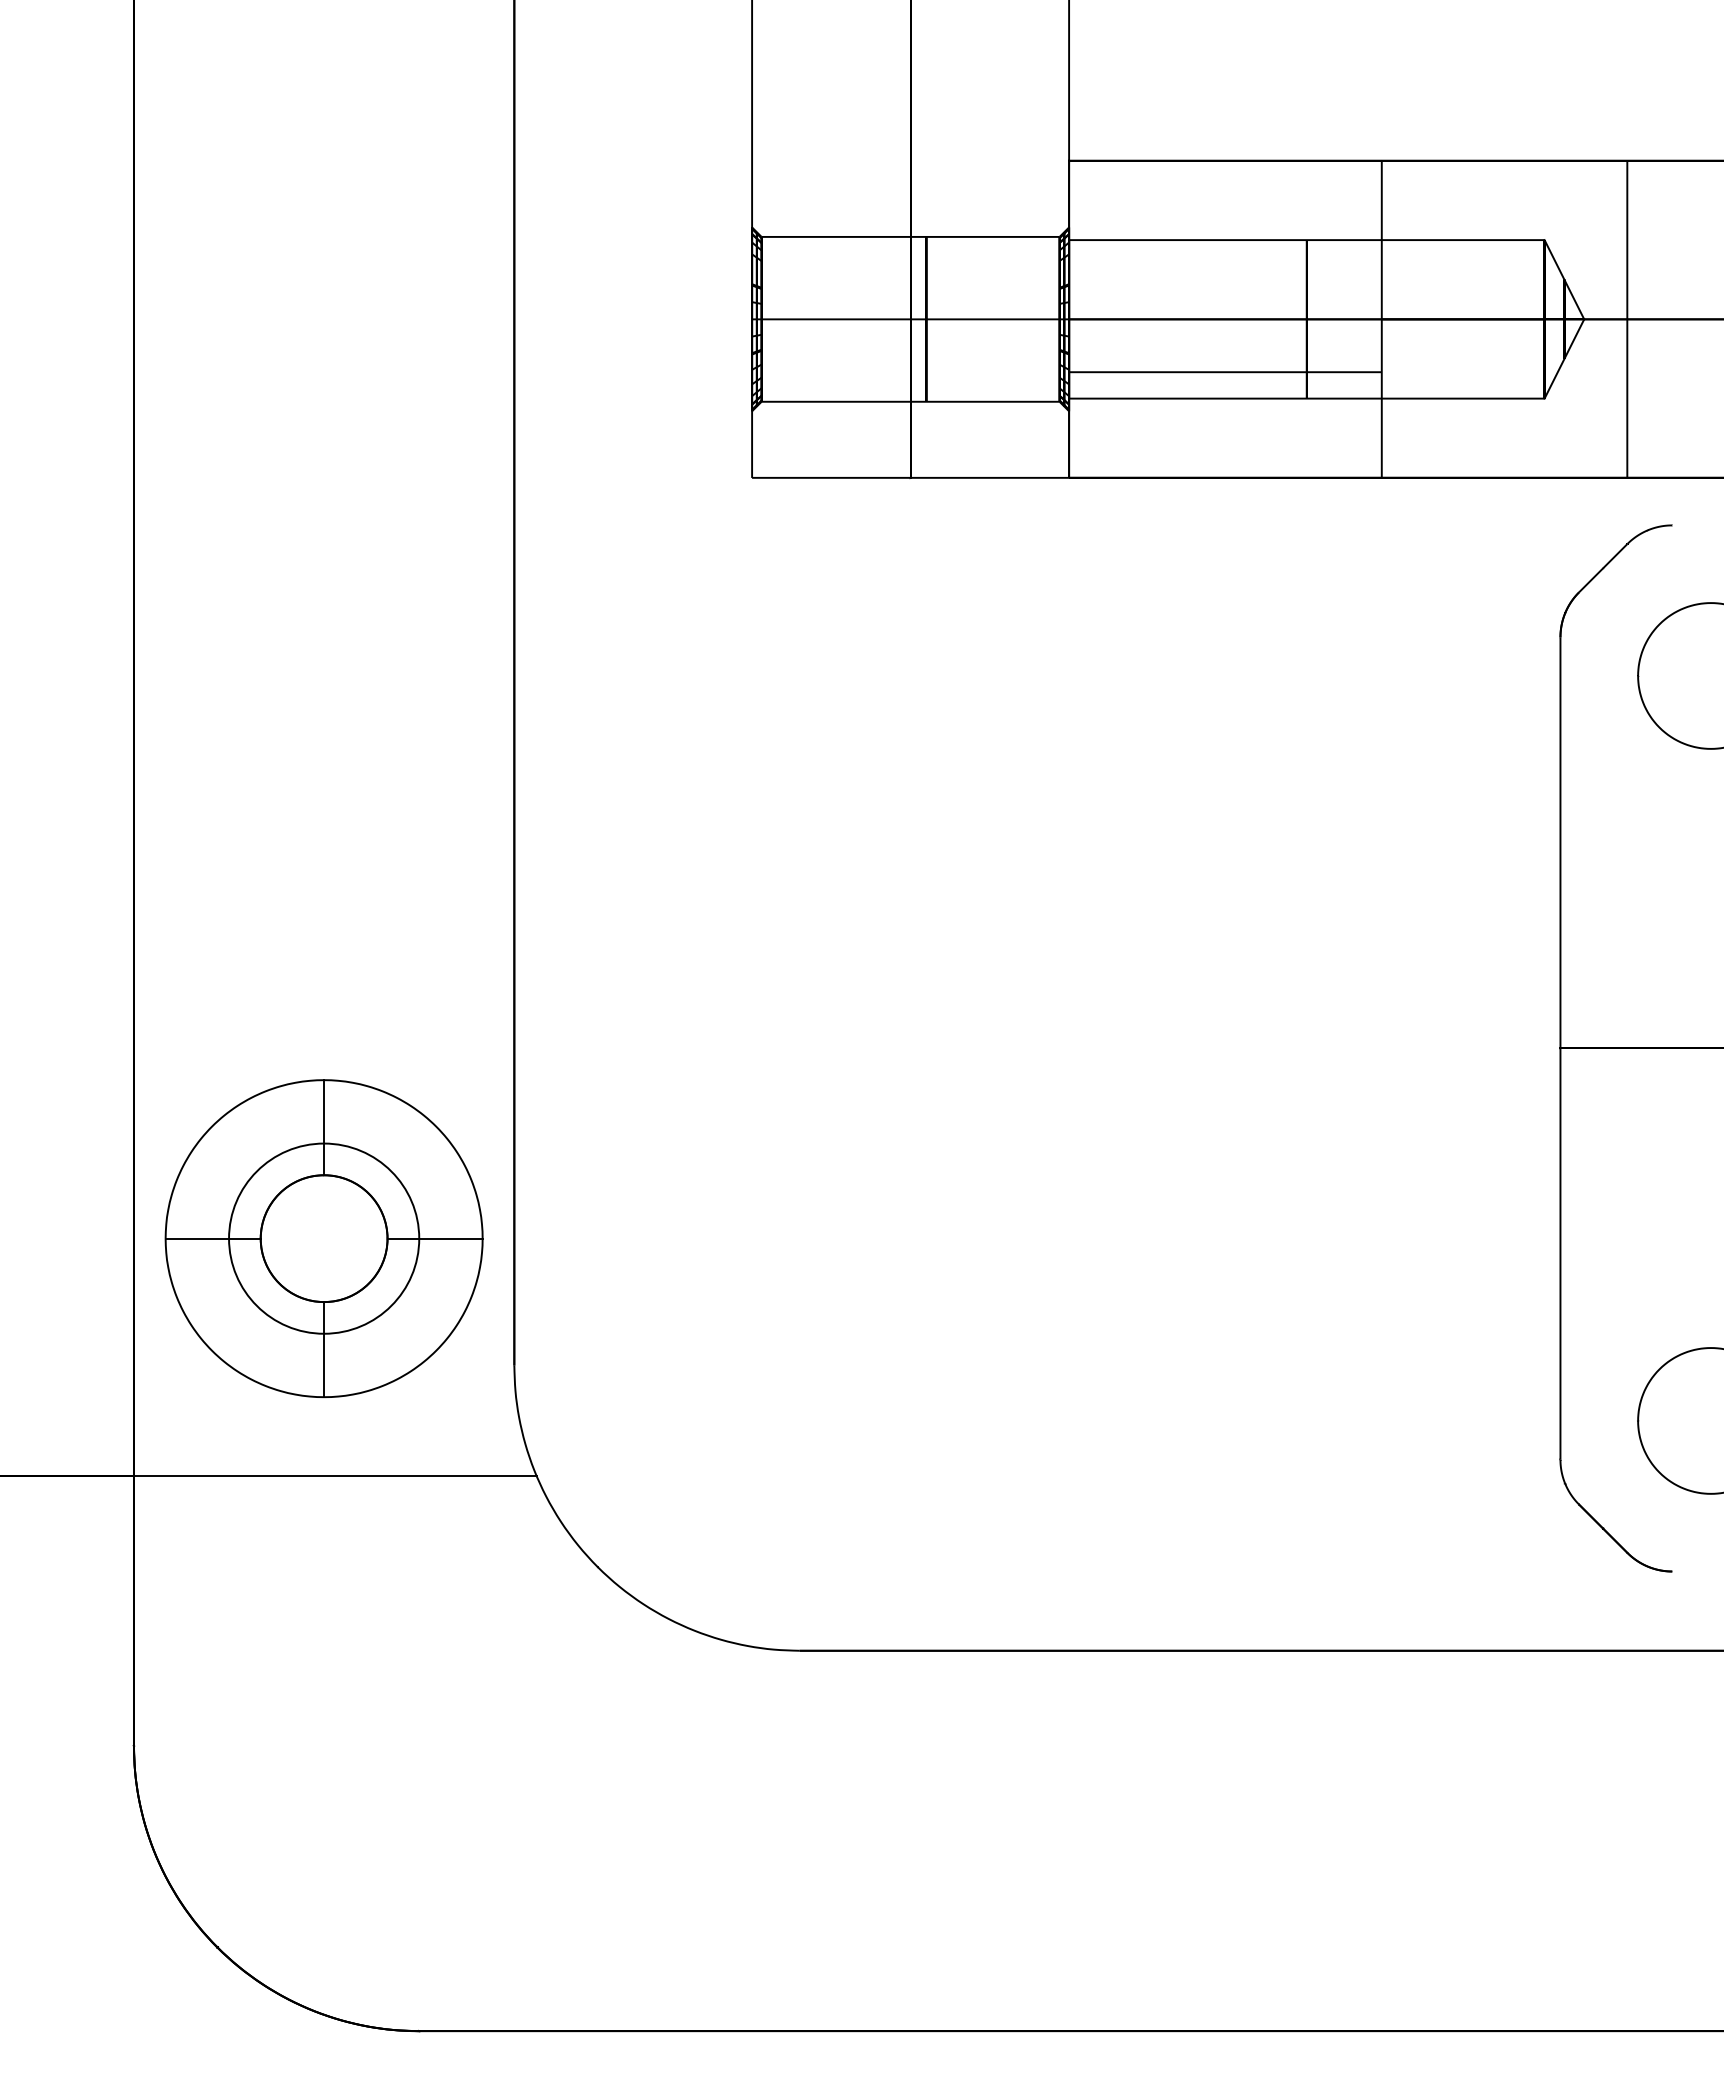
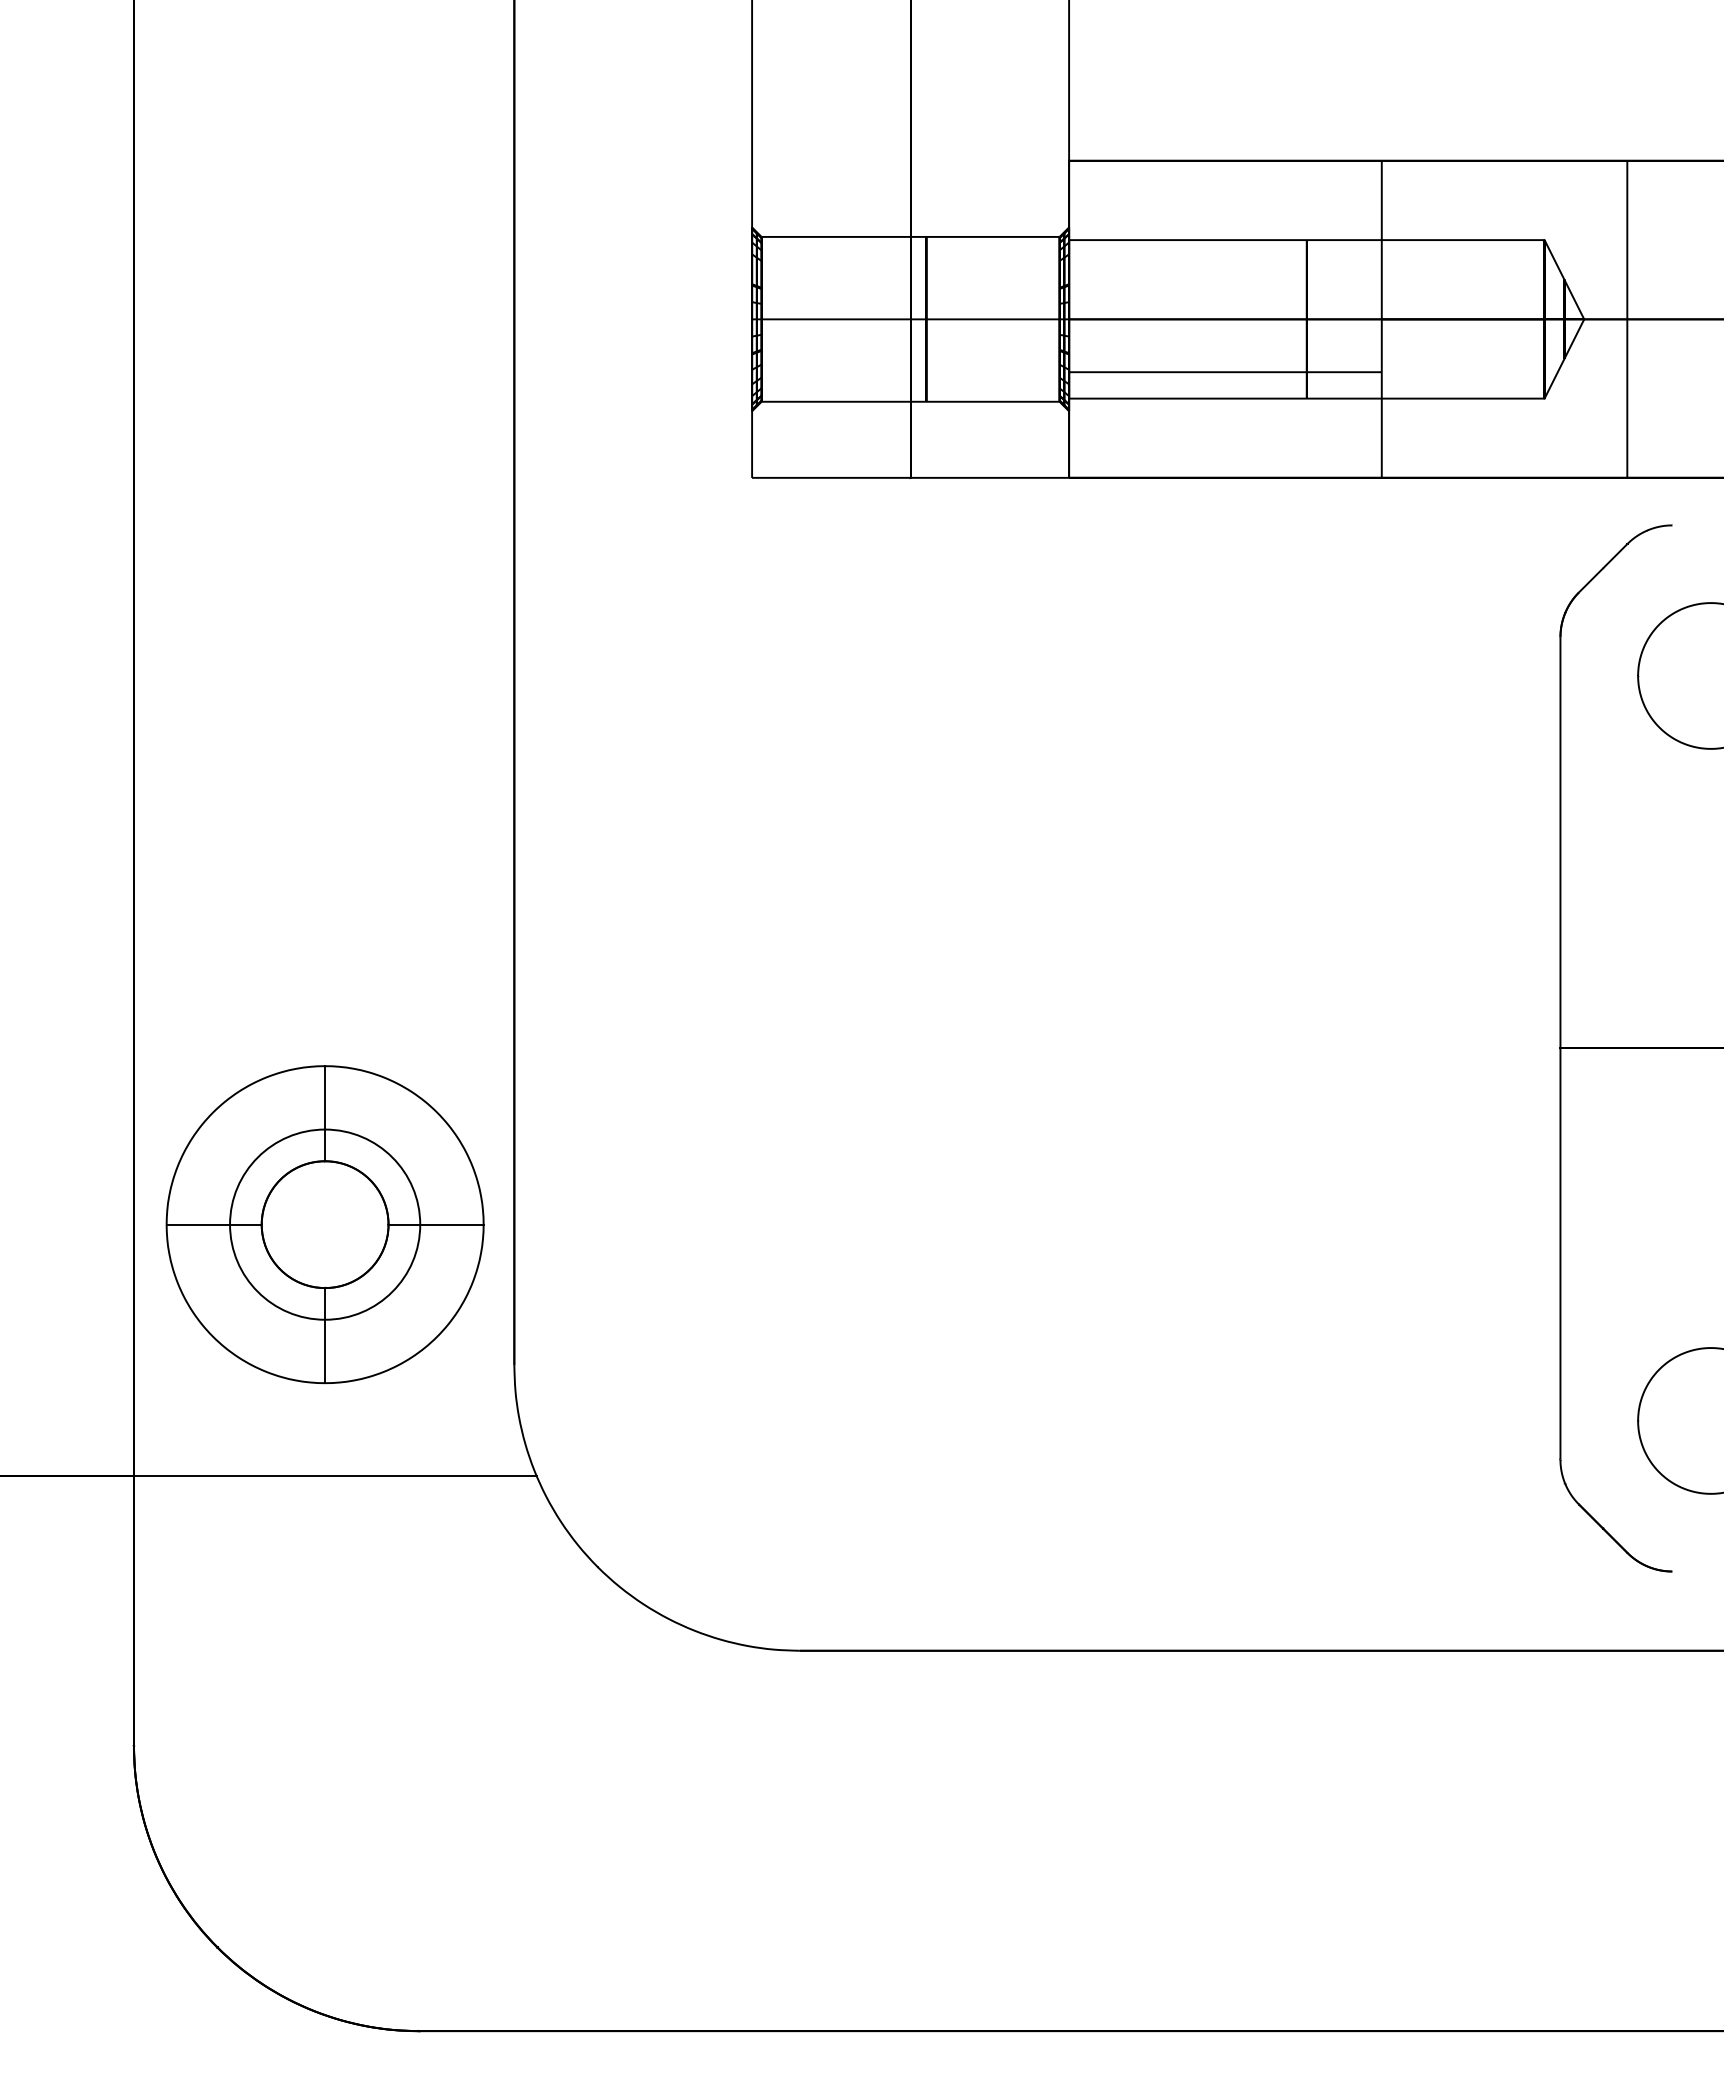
part position: (323, 1238) -> (324, 1224) (324, 1224)
